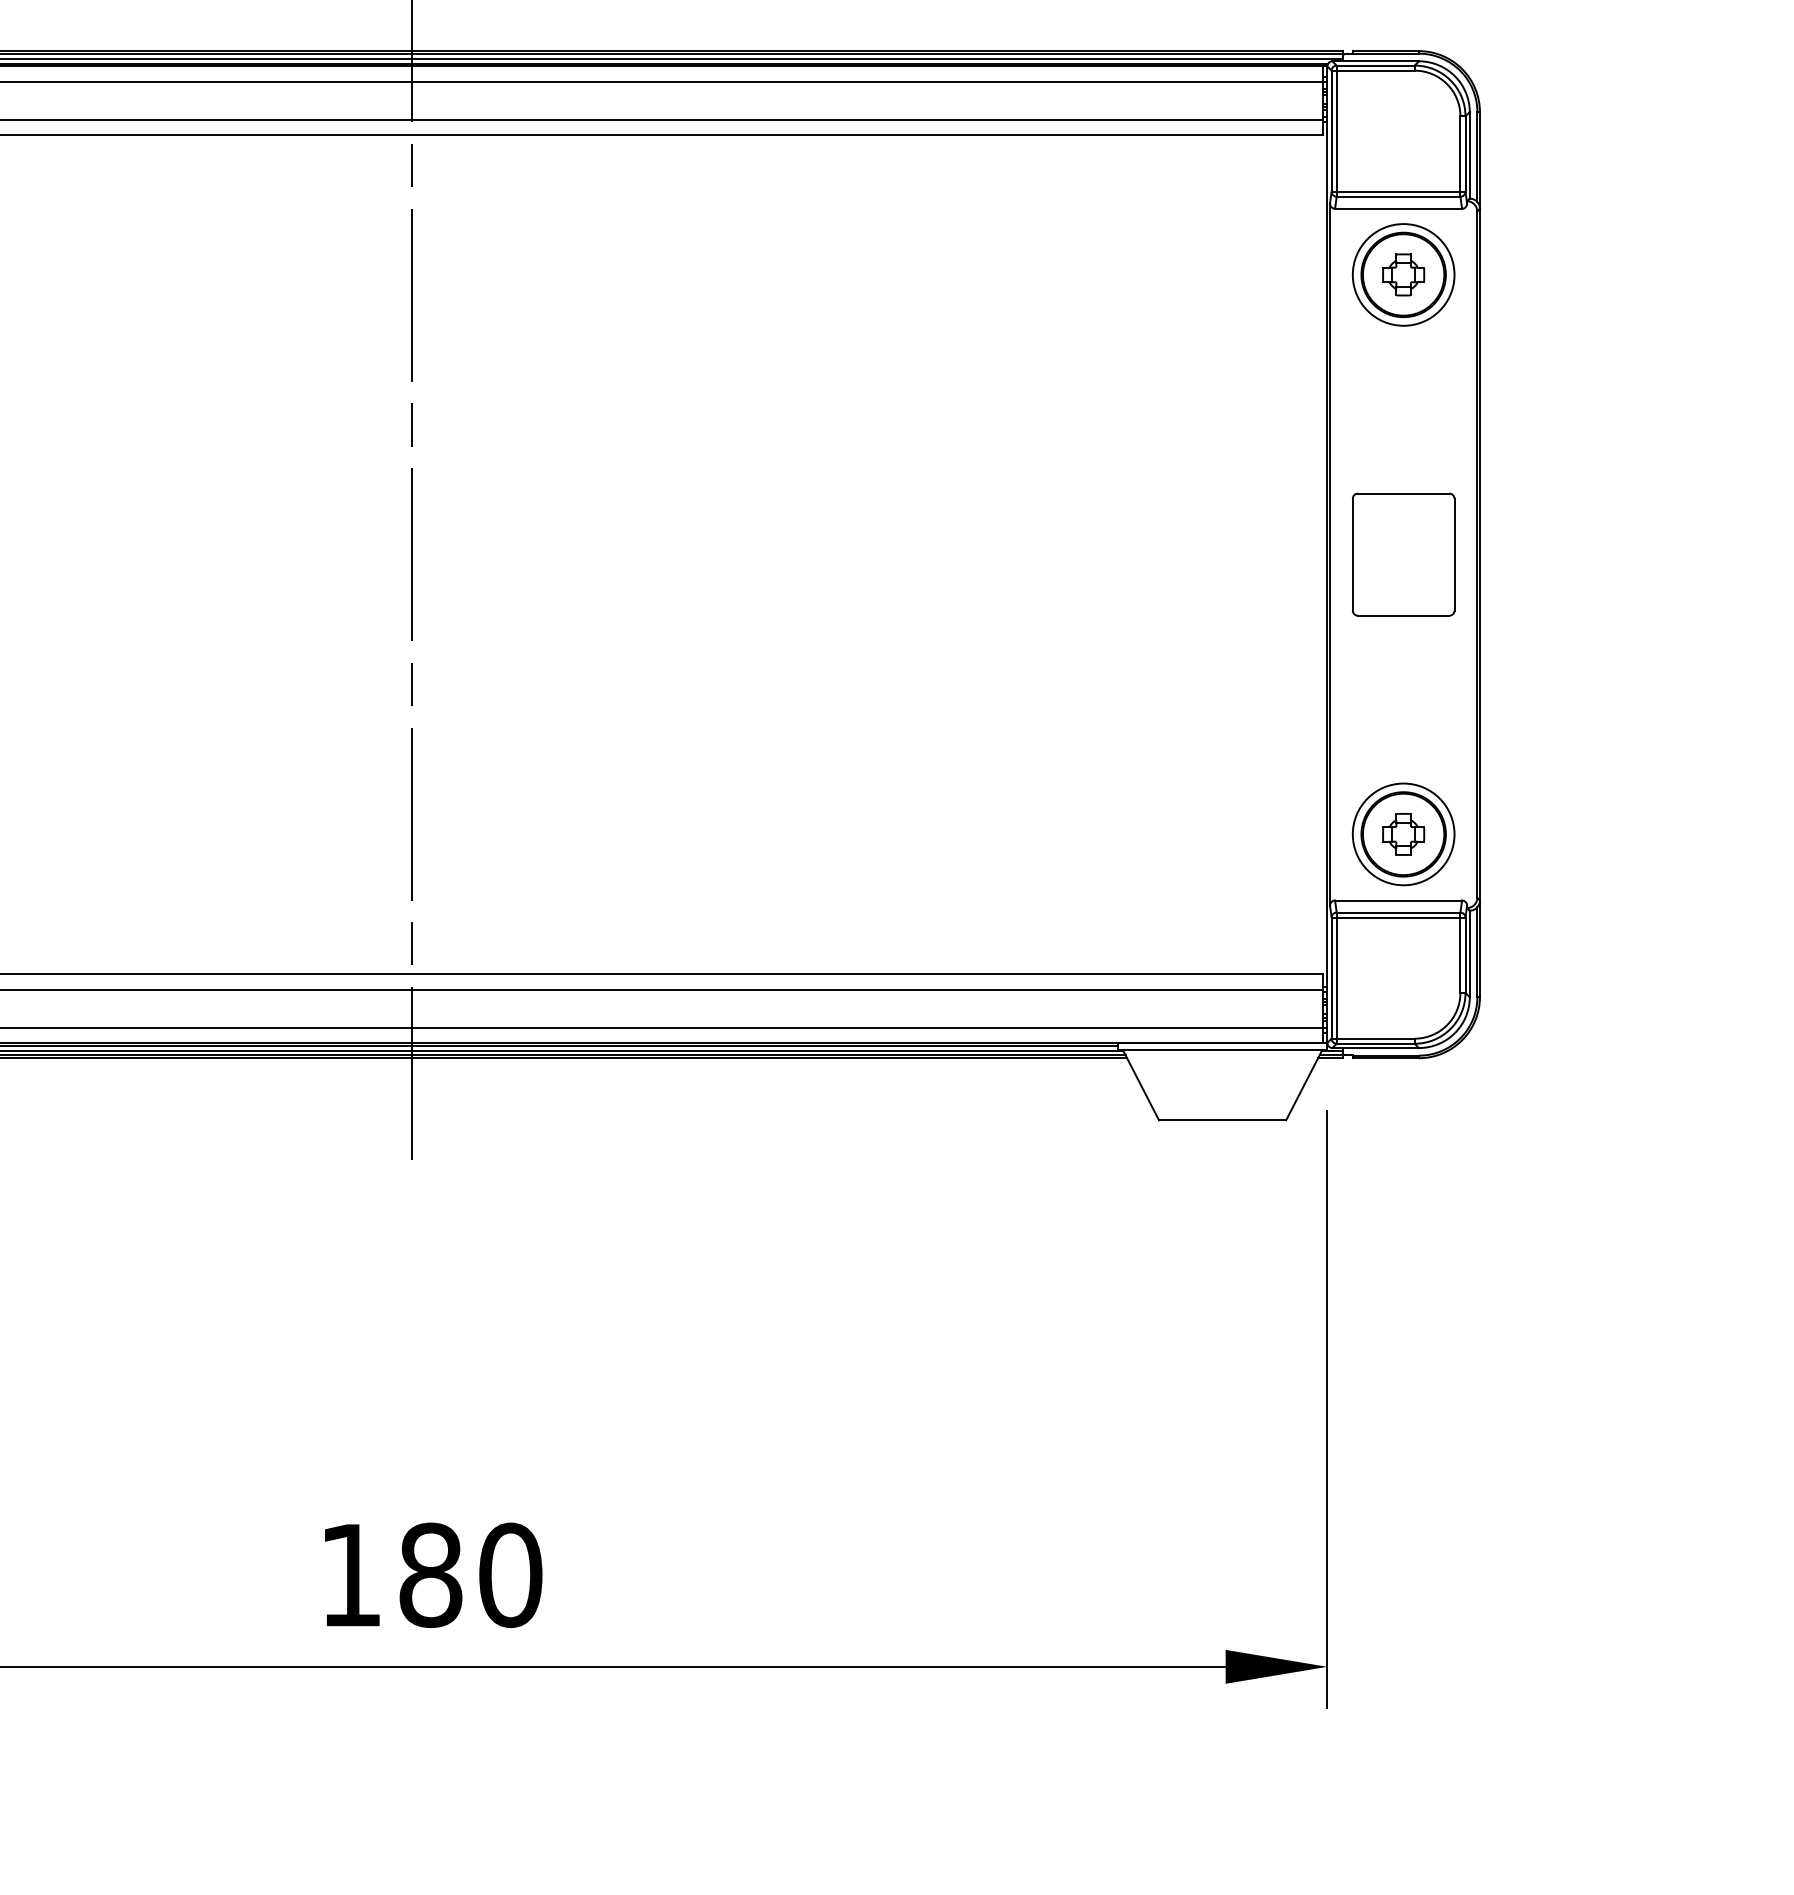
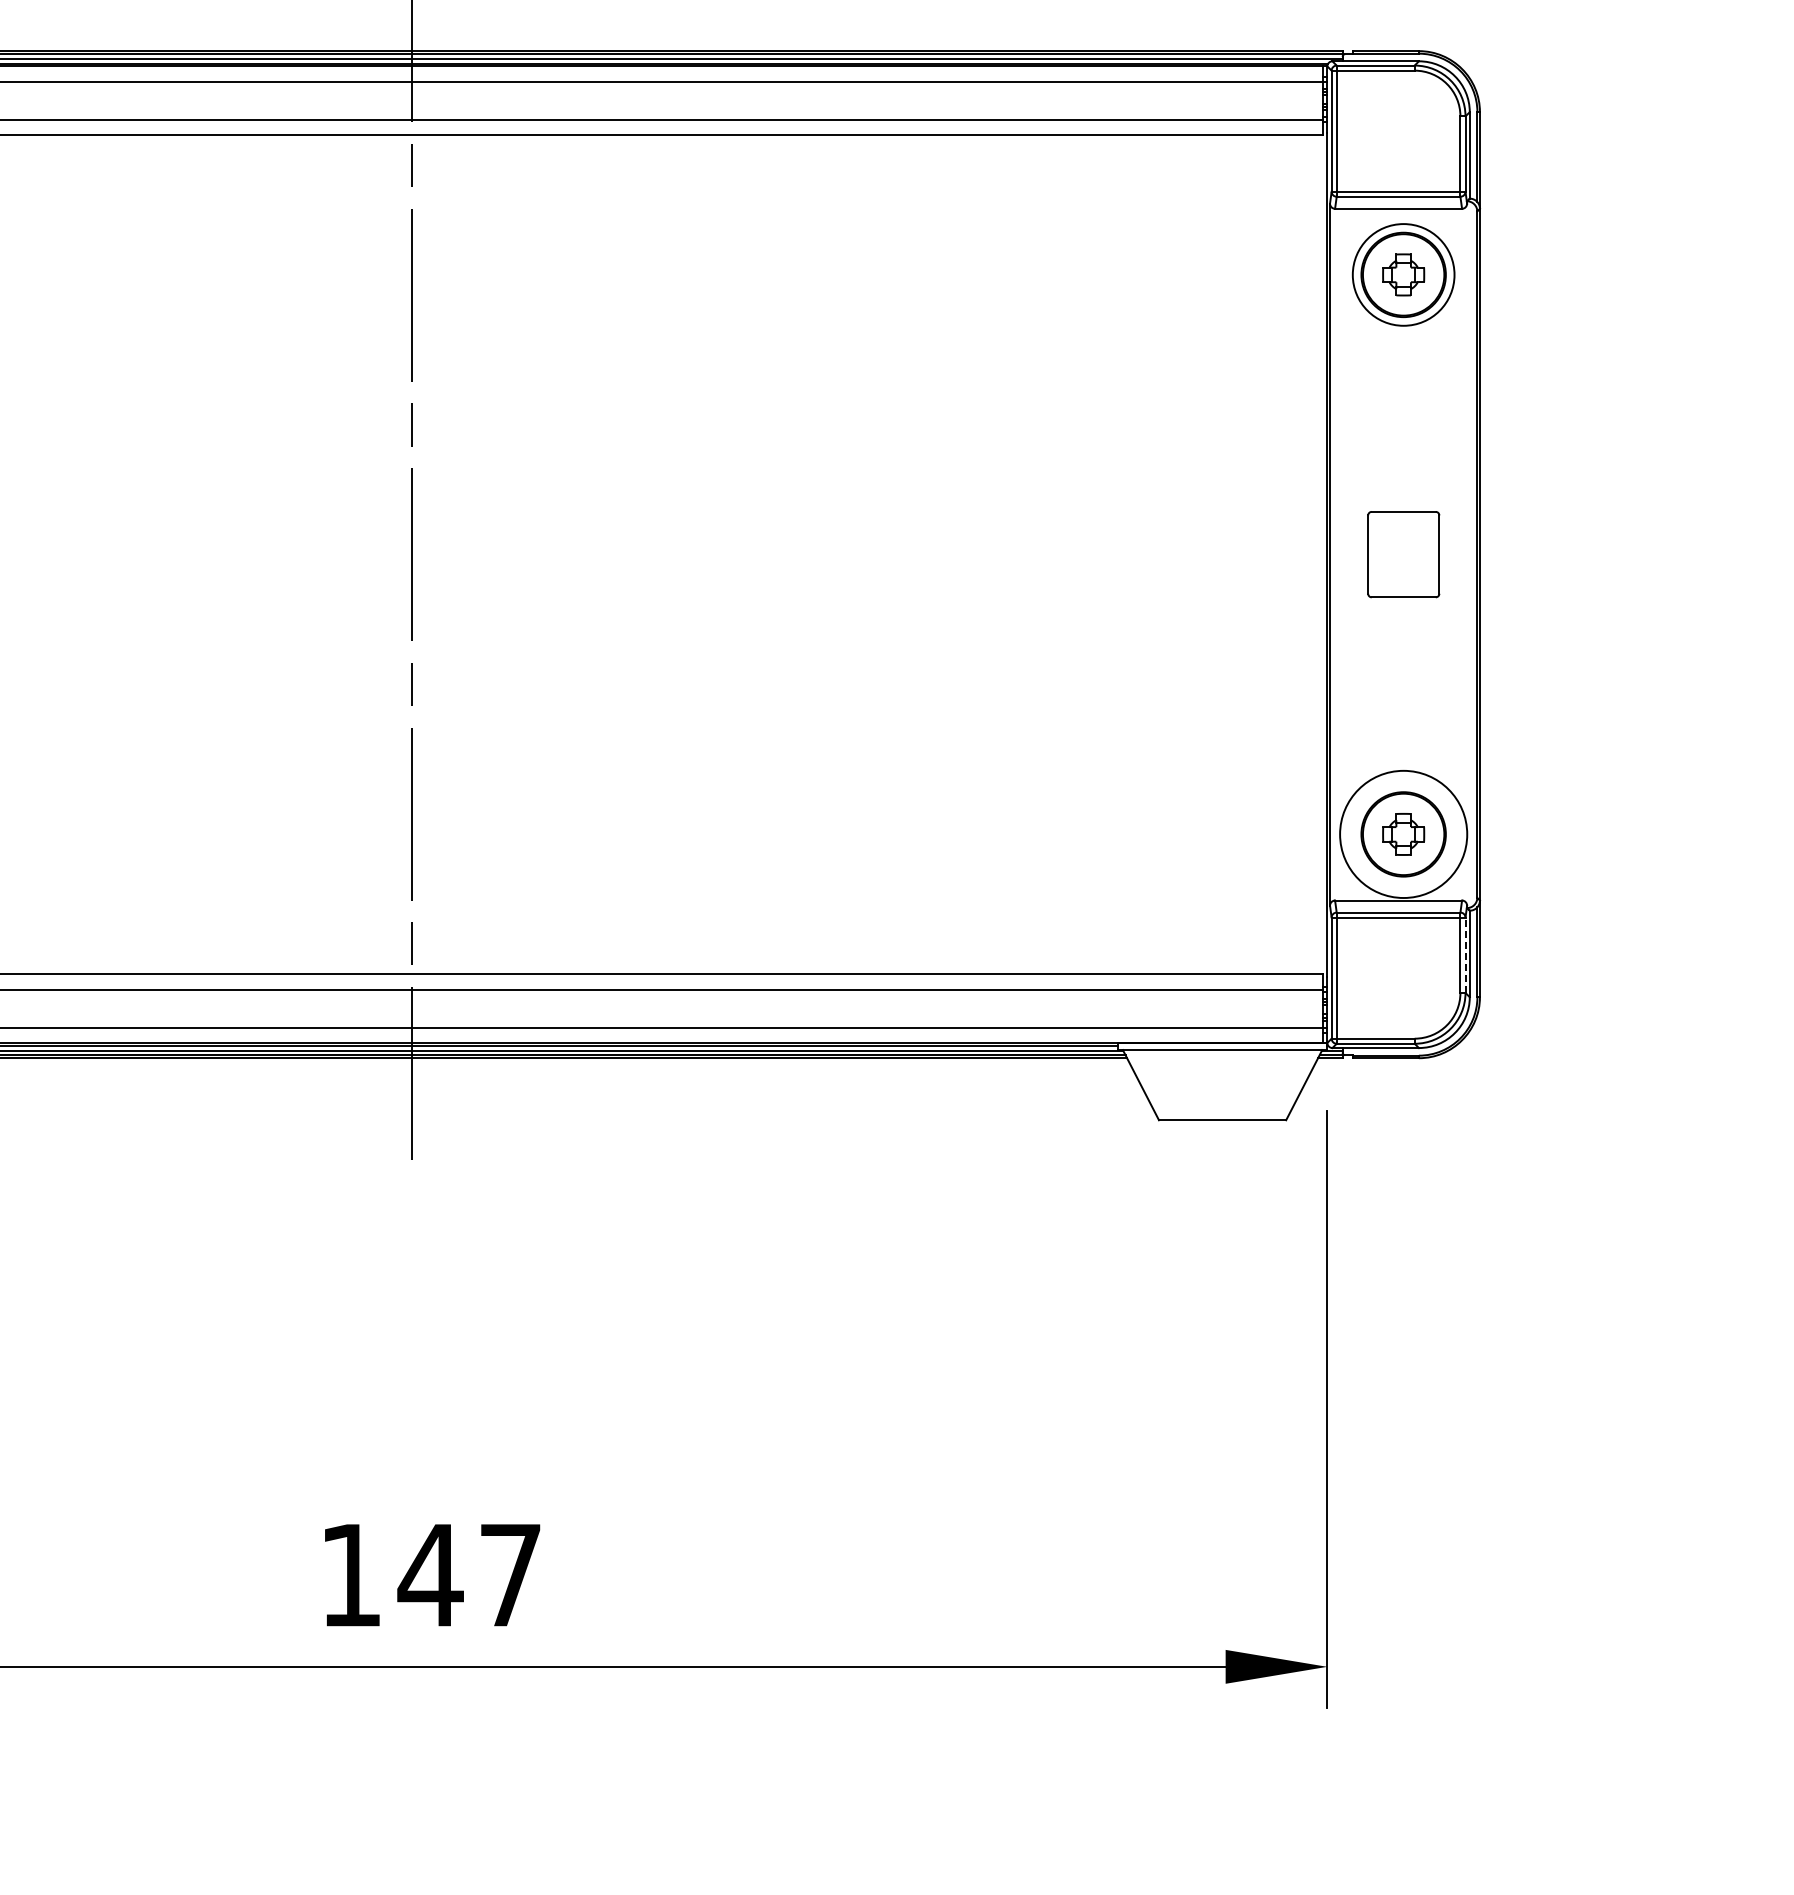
part size: 104x125 px -> 74x88 px (1403, 554)
circle diameter: 102 px -> 127 px (1403, 834)
line: solid -> dashed (1465, 955)
text: 180 -> 147 (469, 1575)
